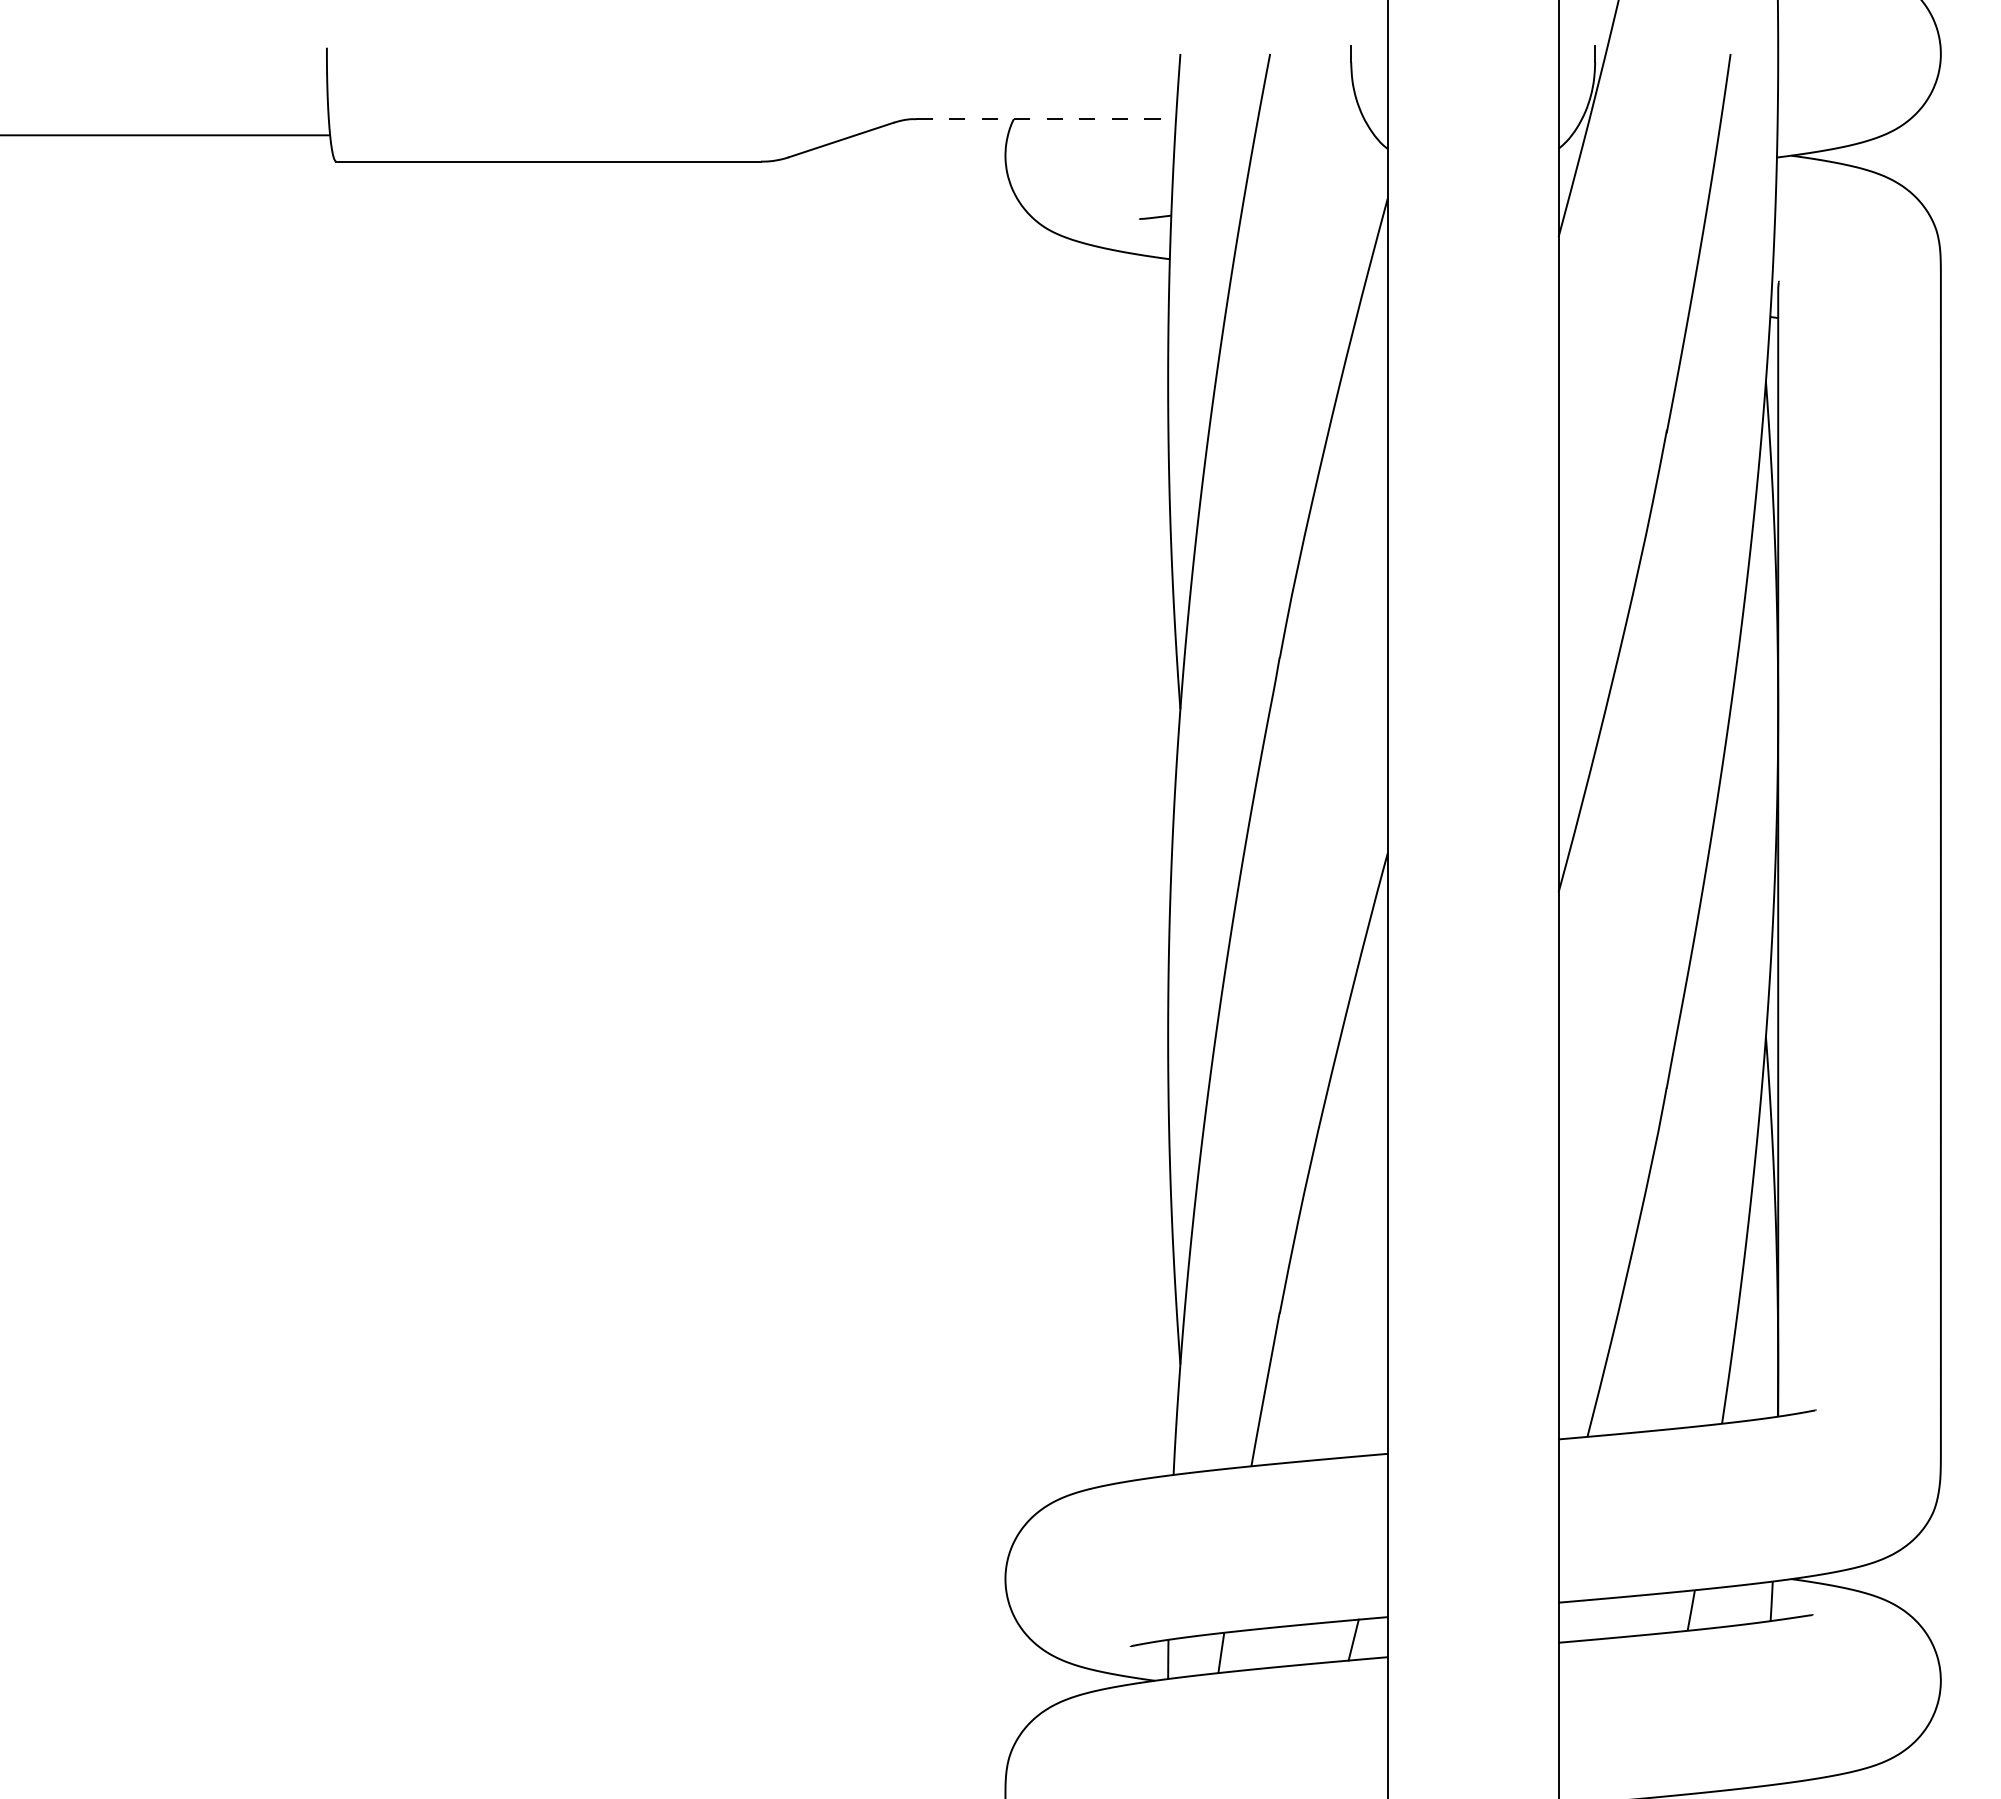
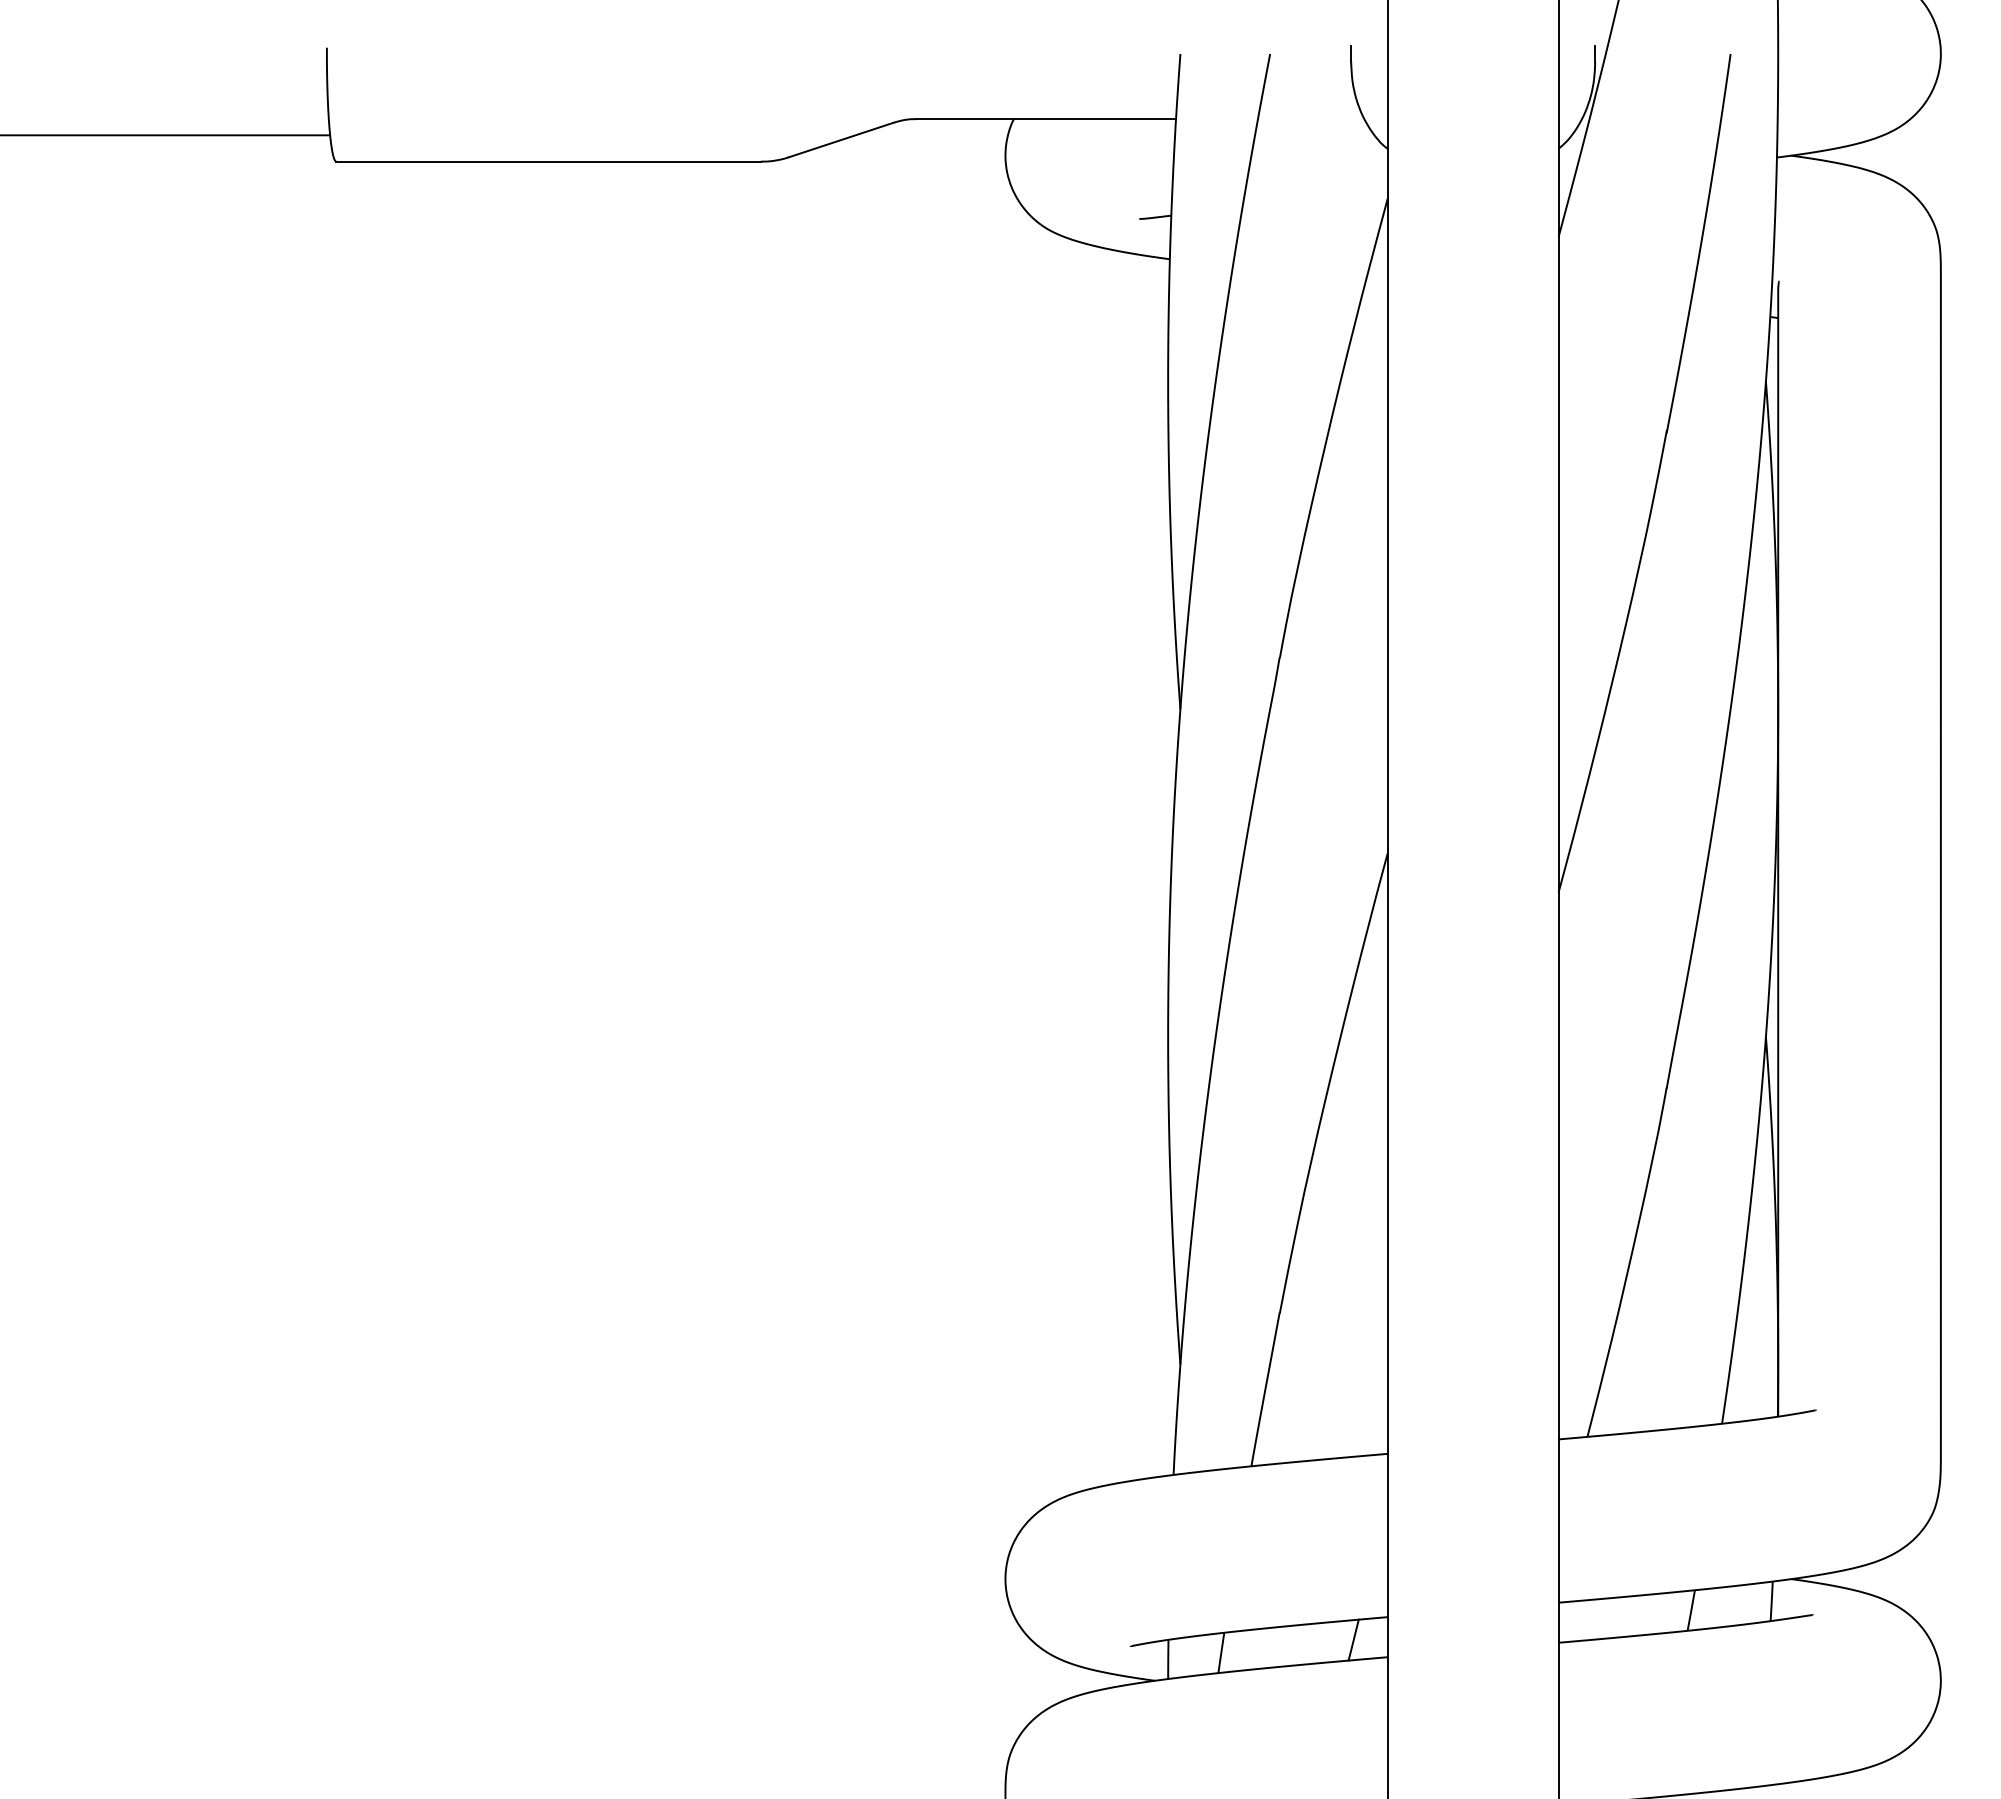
line: dashed -> solid (1046, 119)
